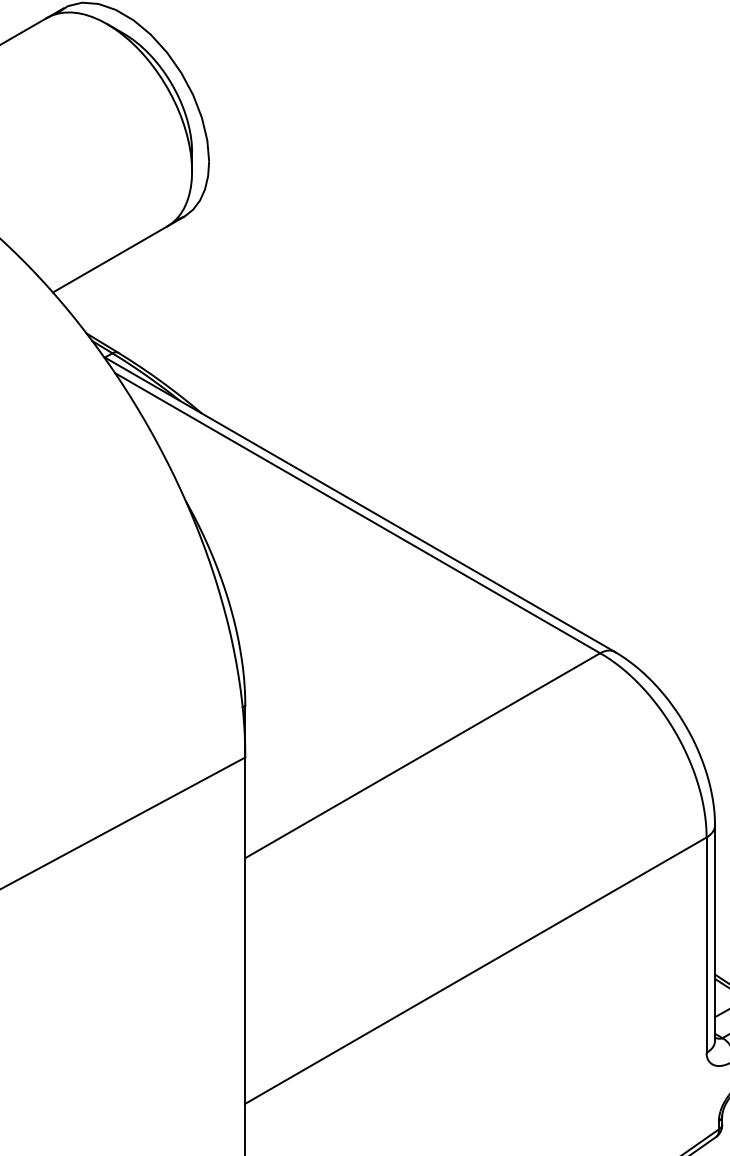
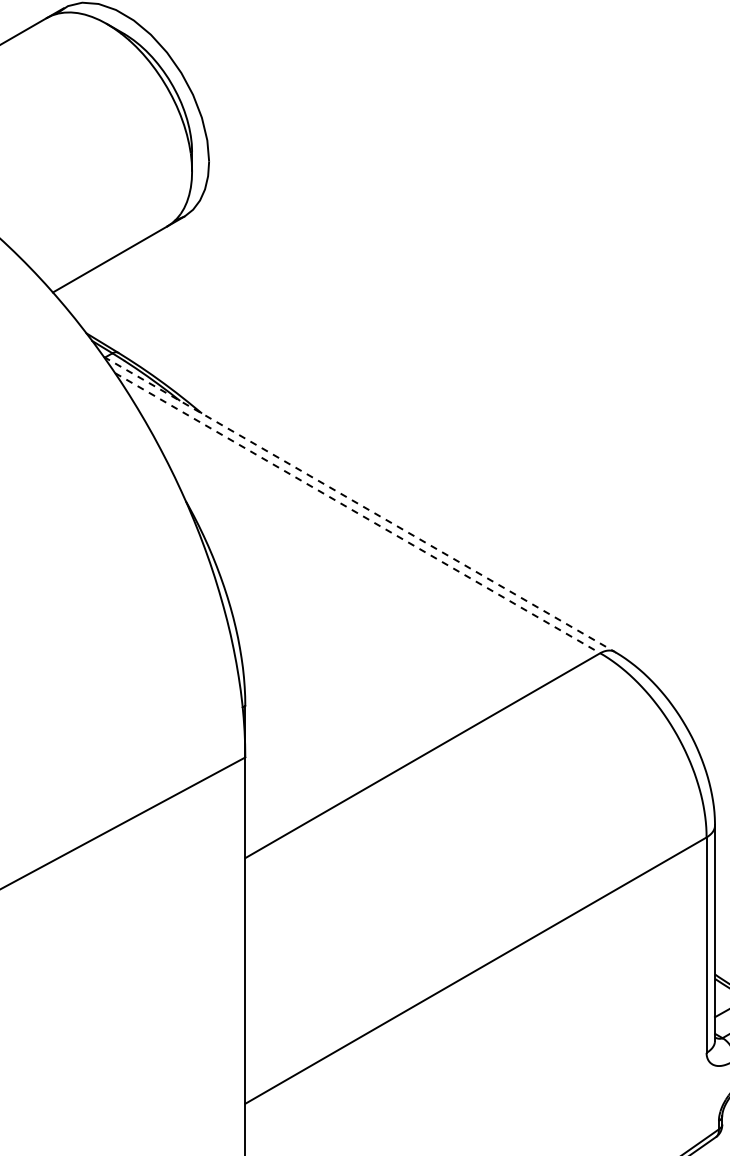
line: solid -> dashed (359, 504)
line: solid -> dashed (358, 513)
